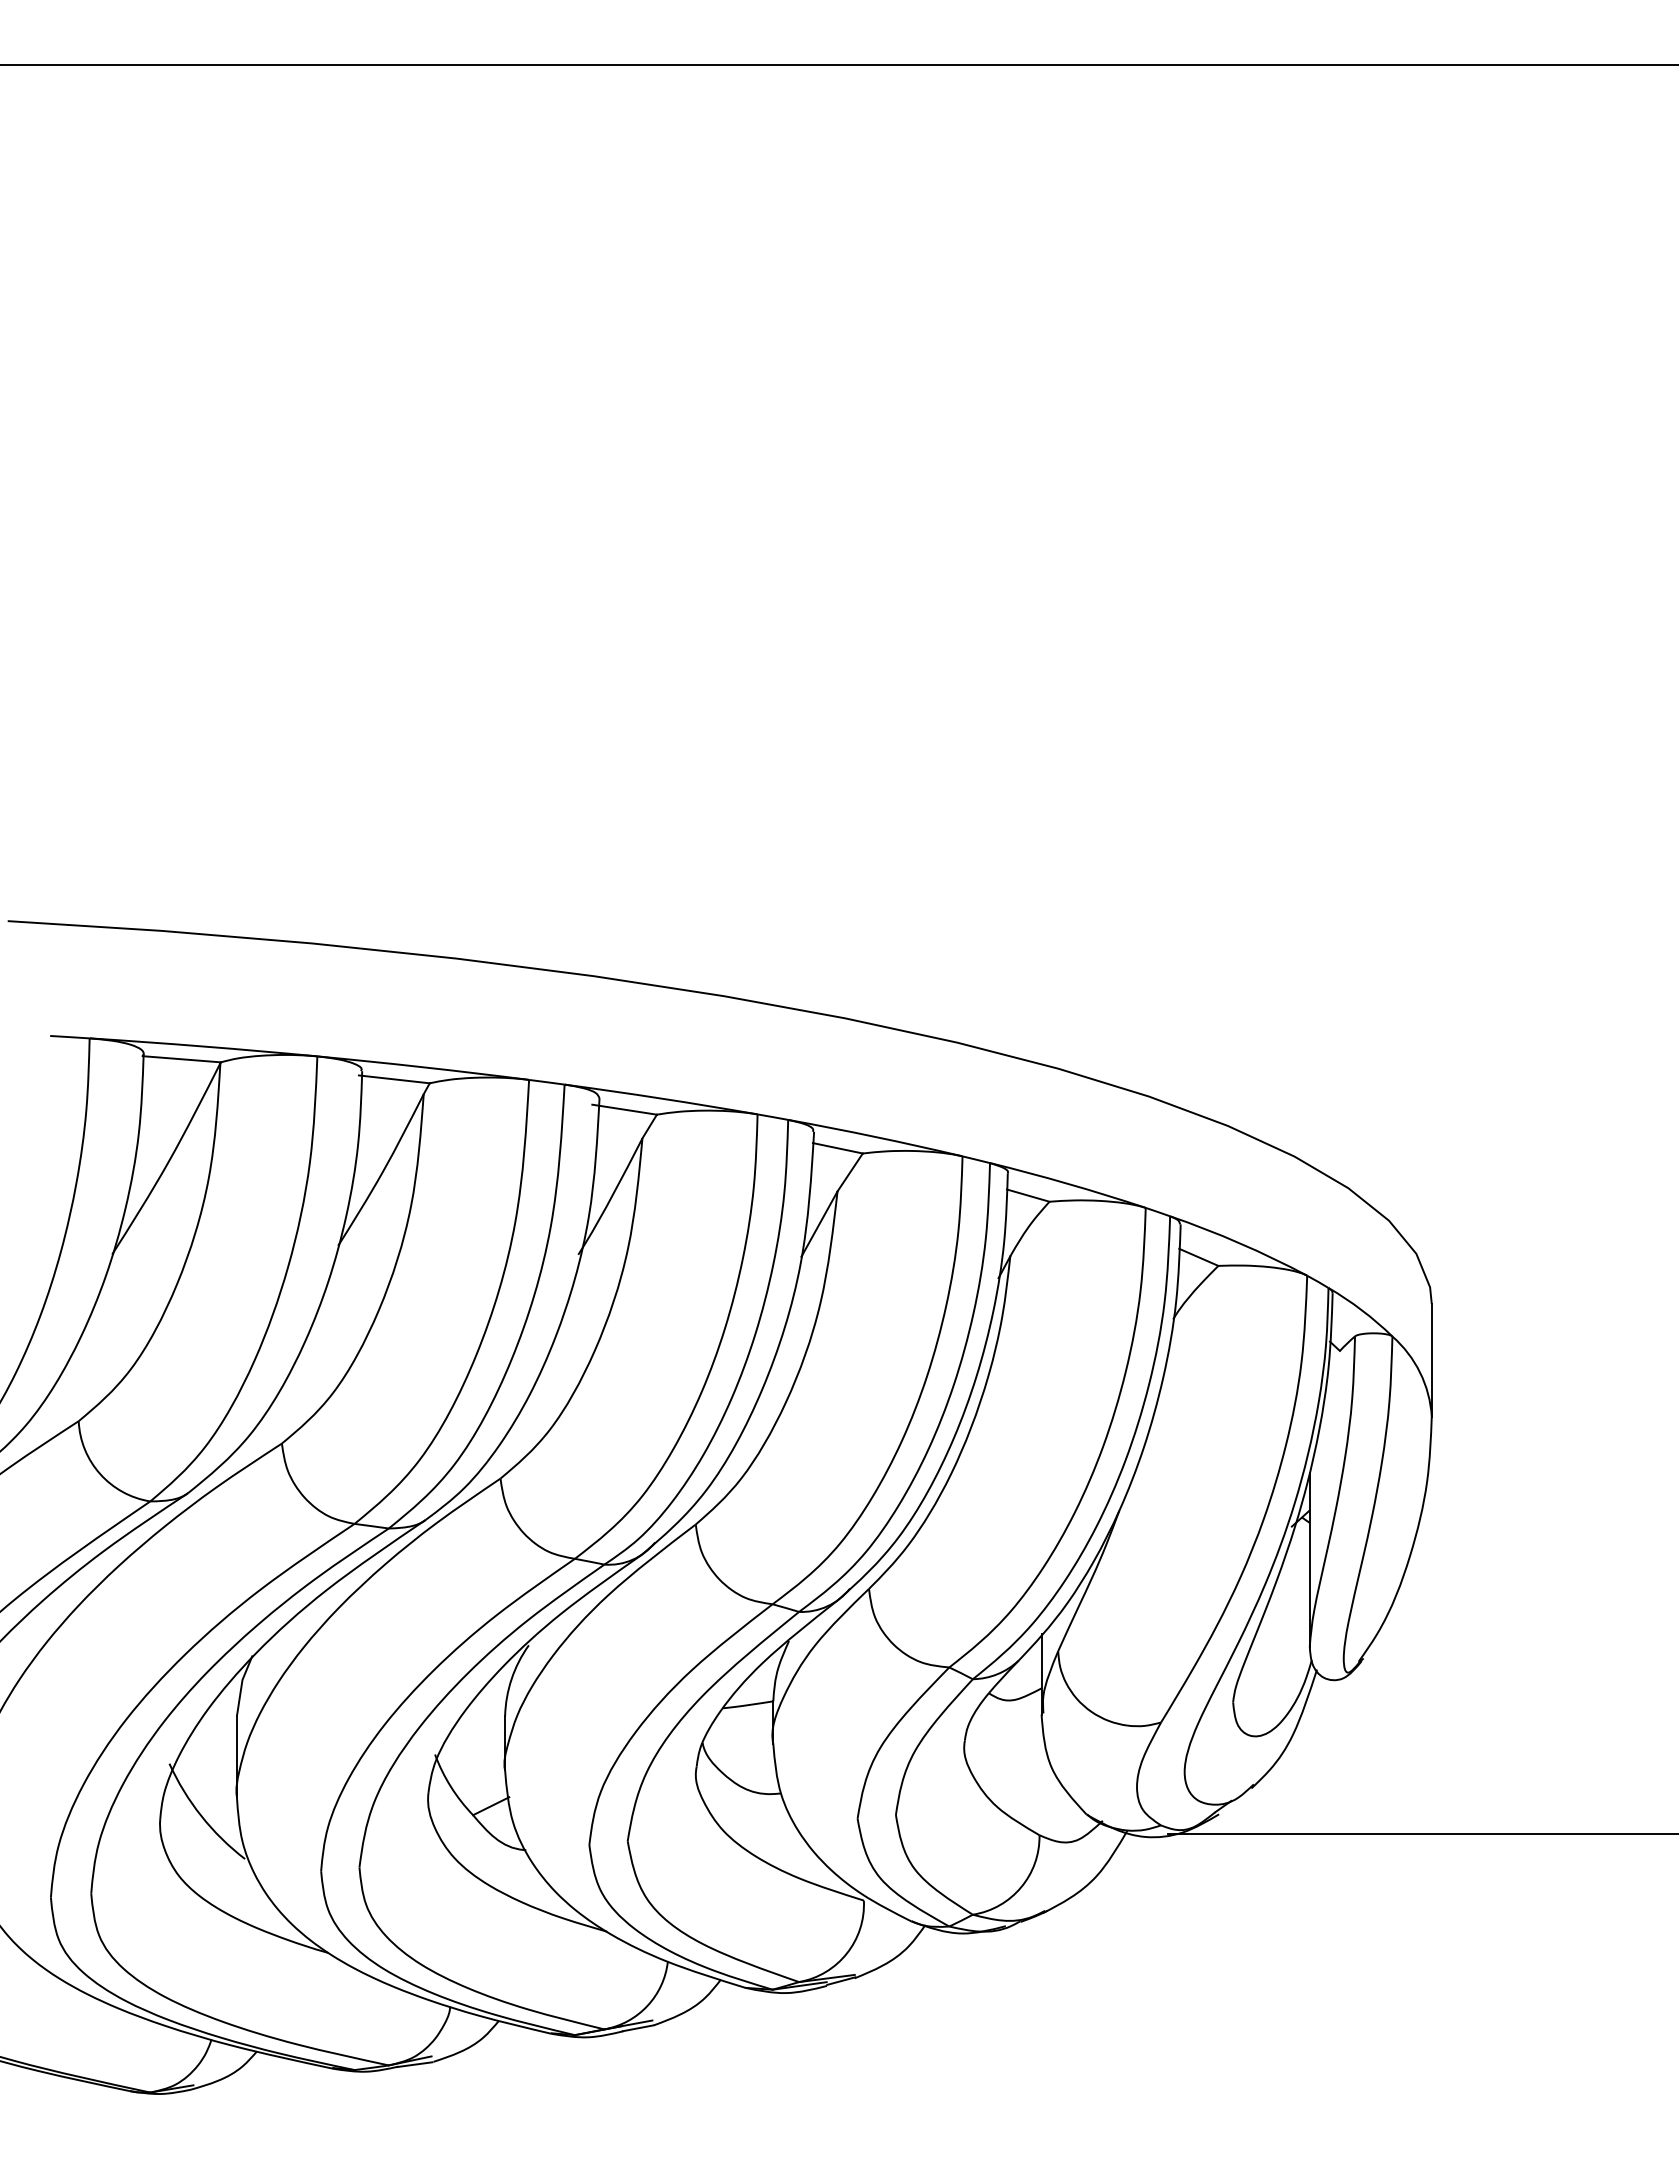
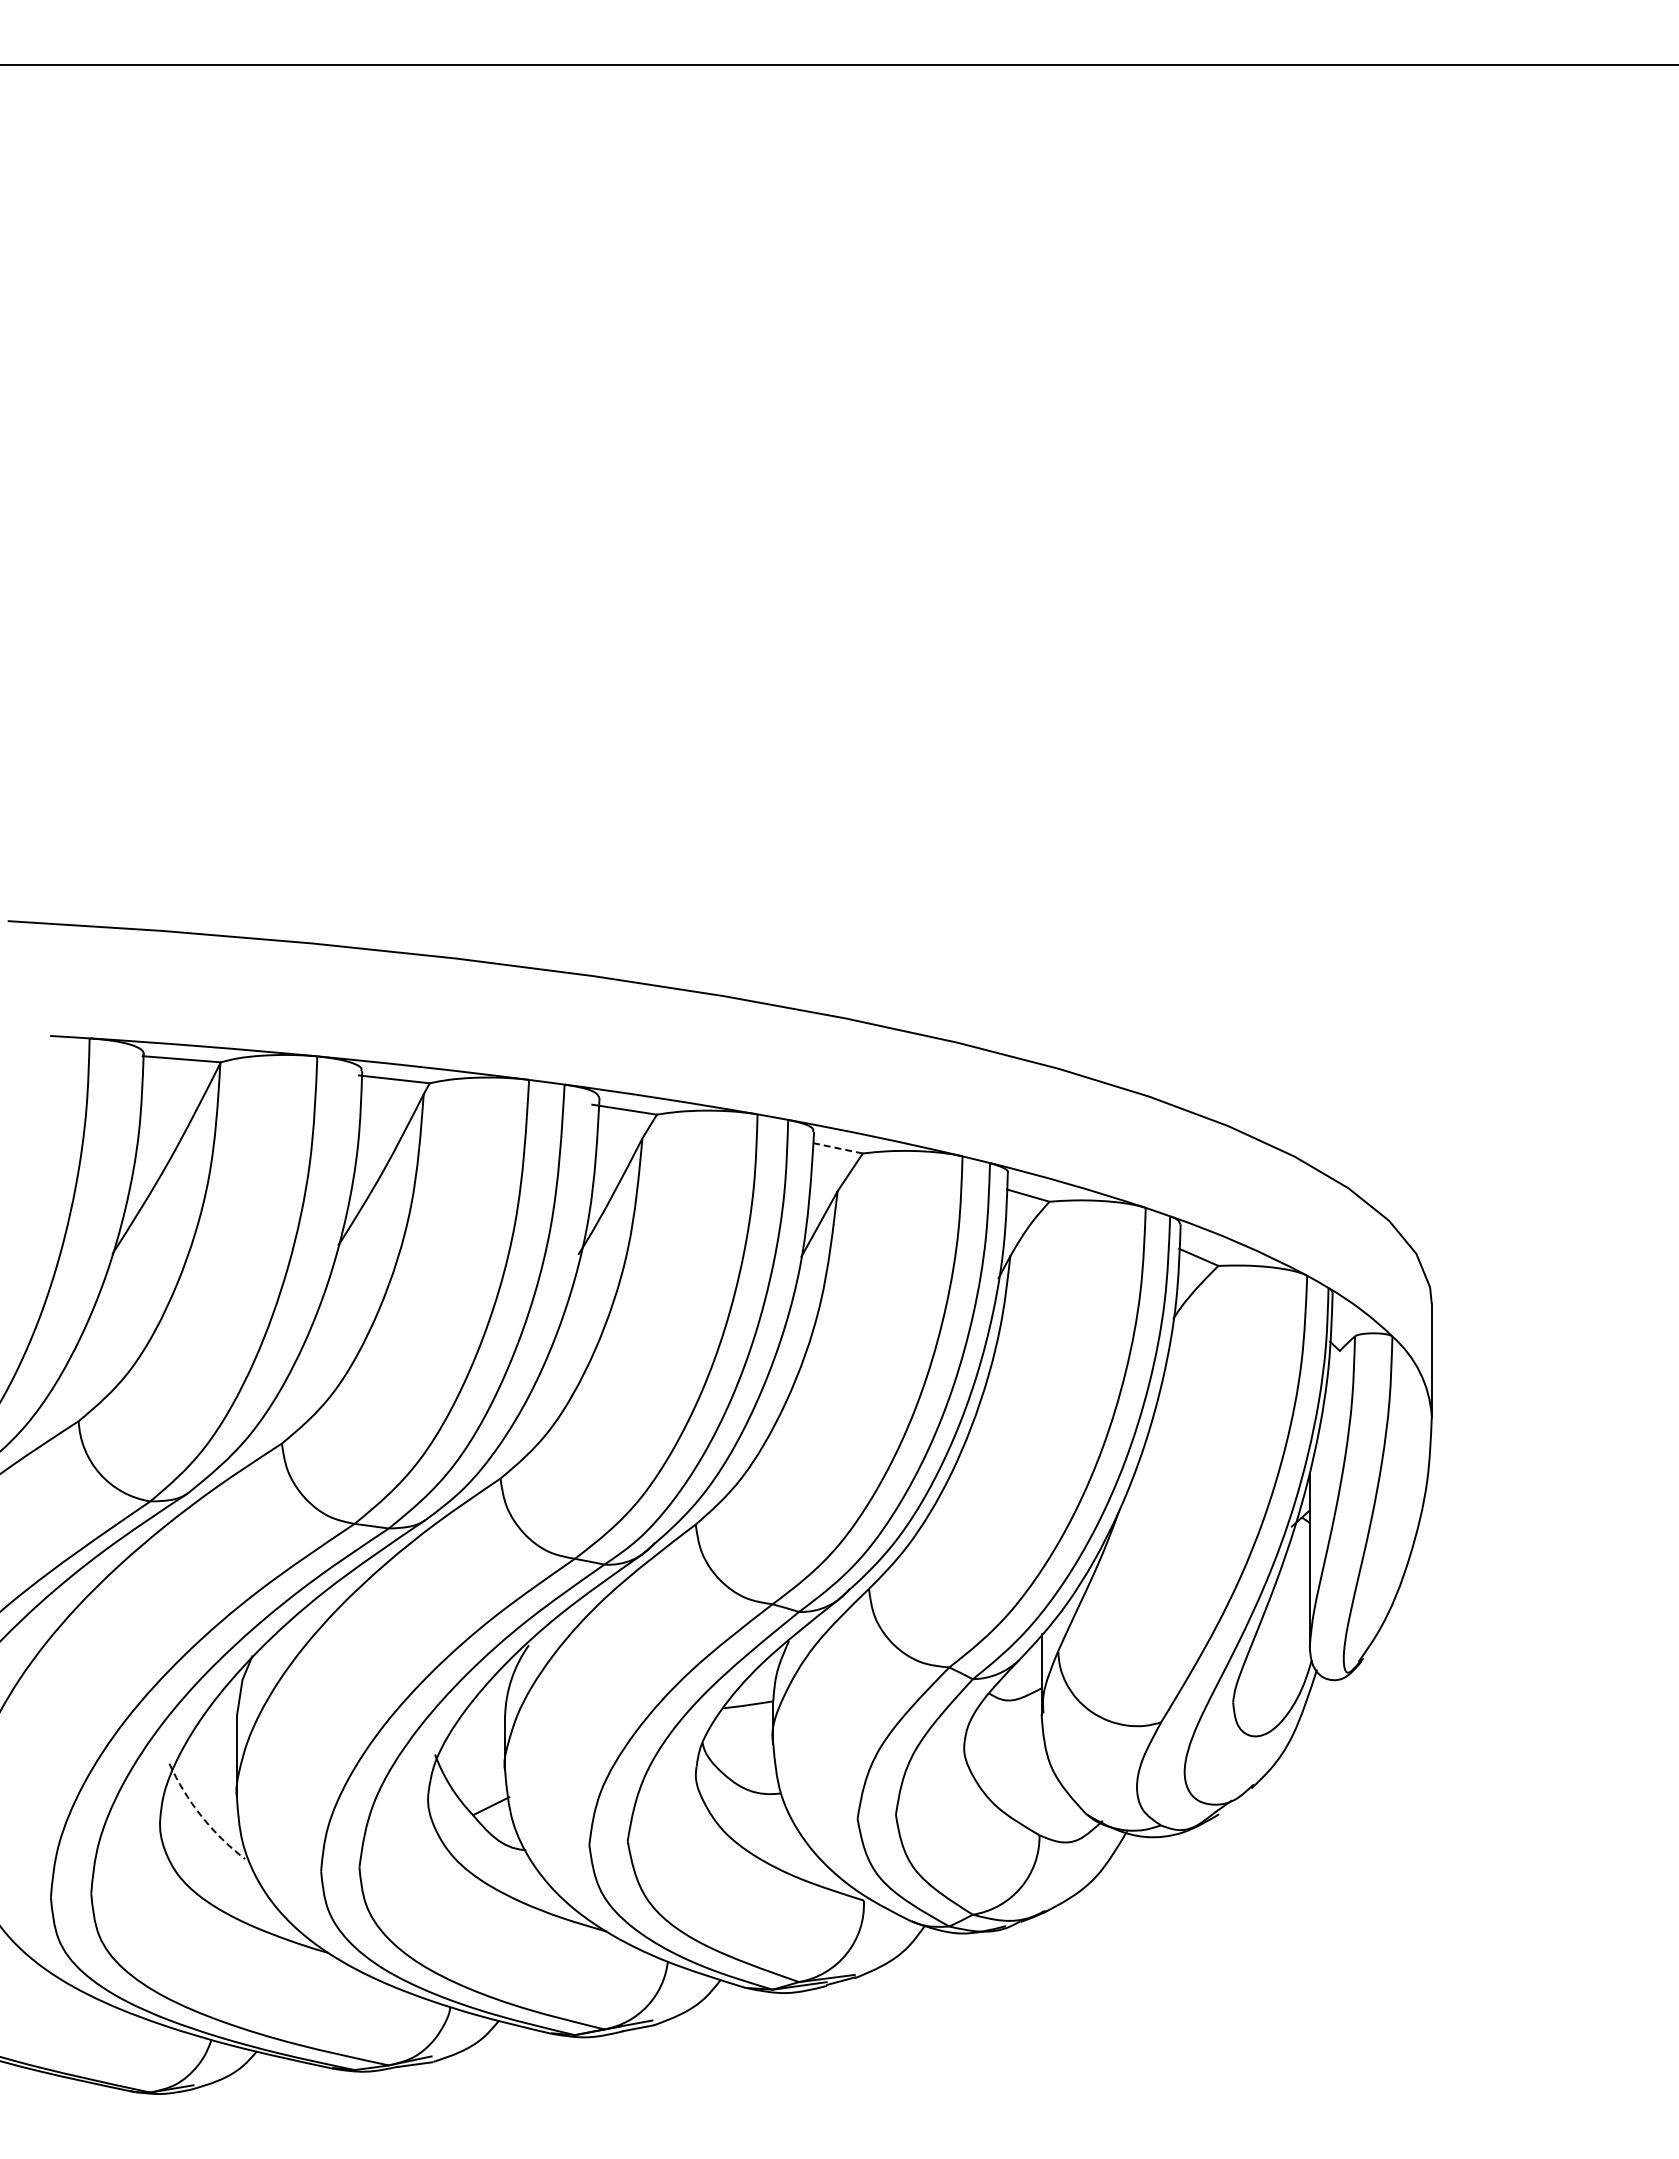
line: solid -> dashed (838, 1148)
arc: solid -> dashed (201, 1816)
line: present -> none (1421, 1834)
